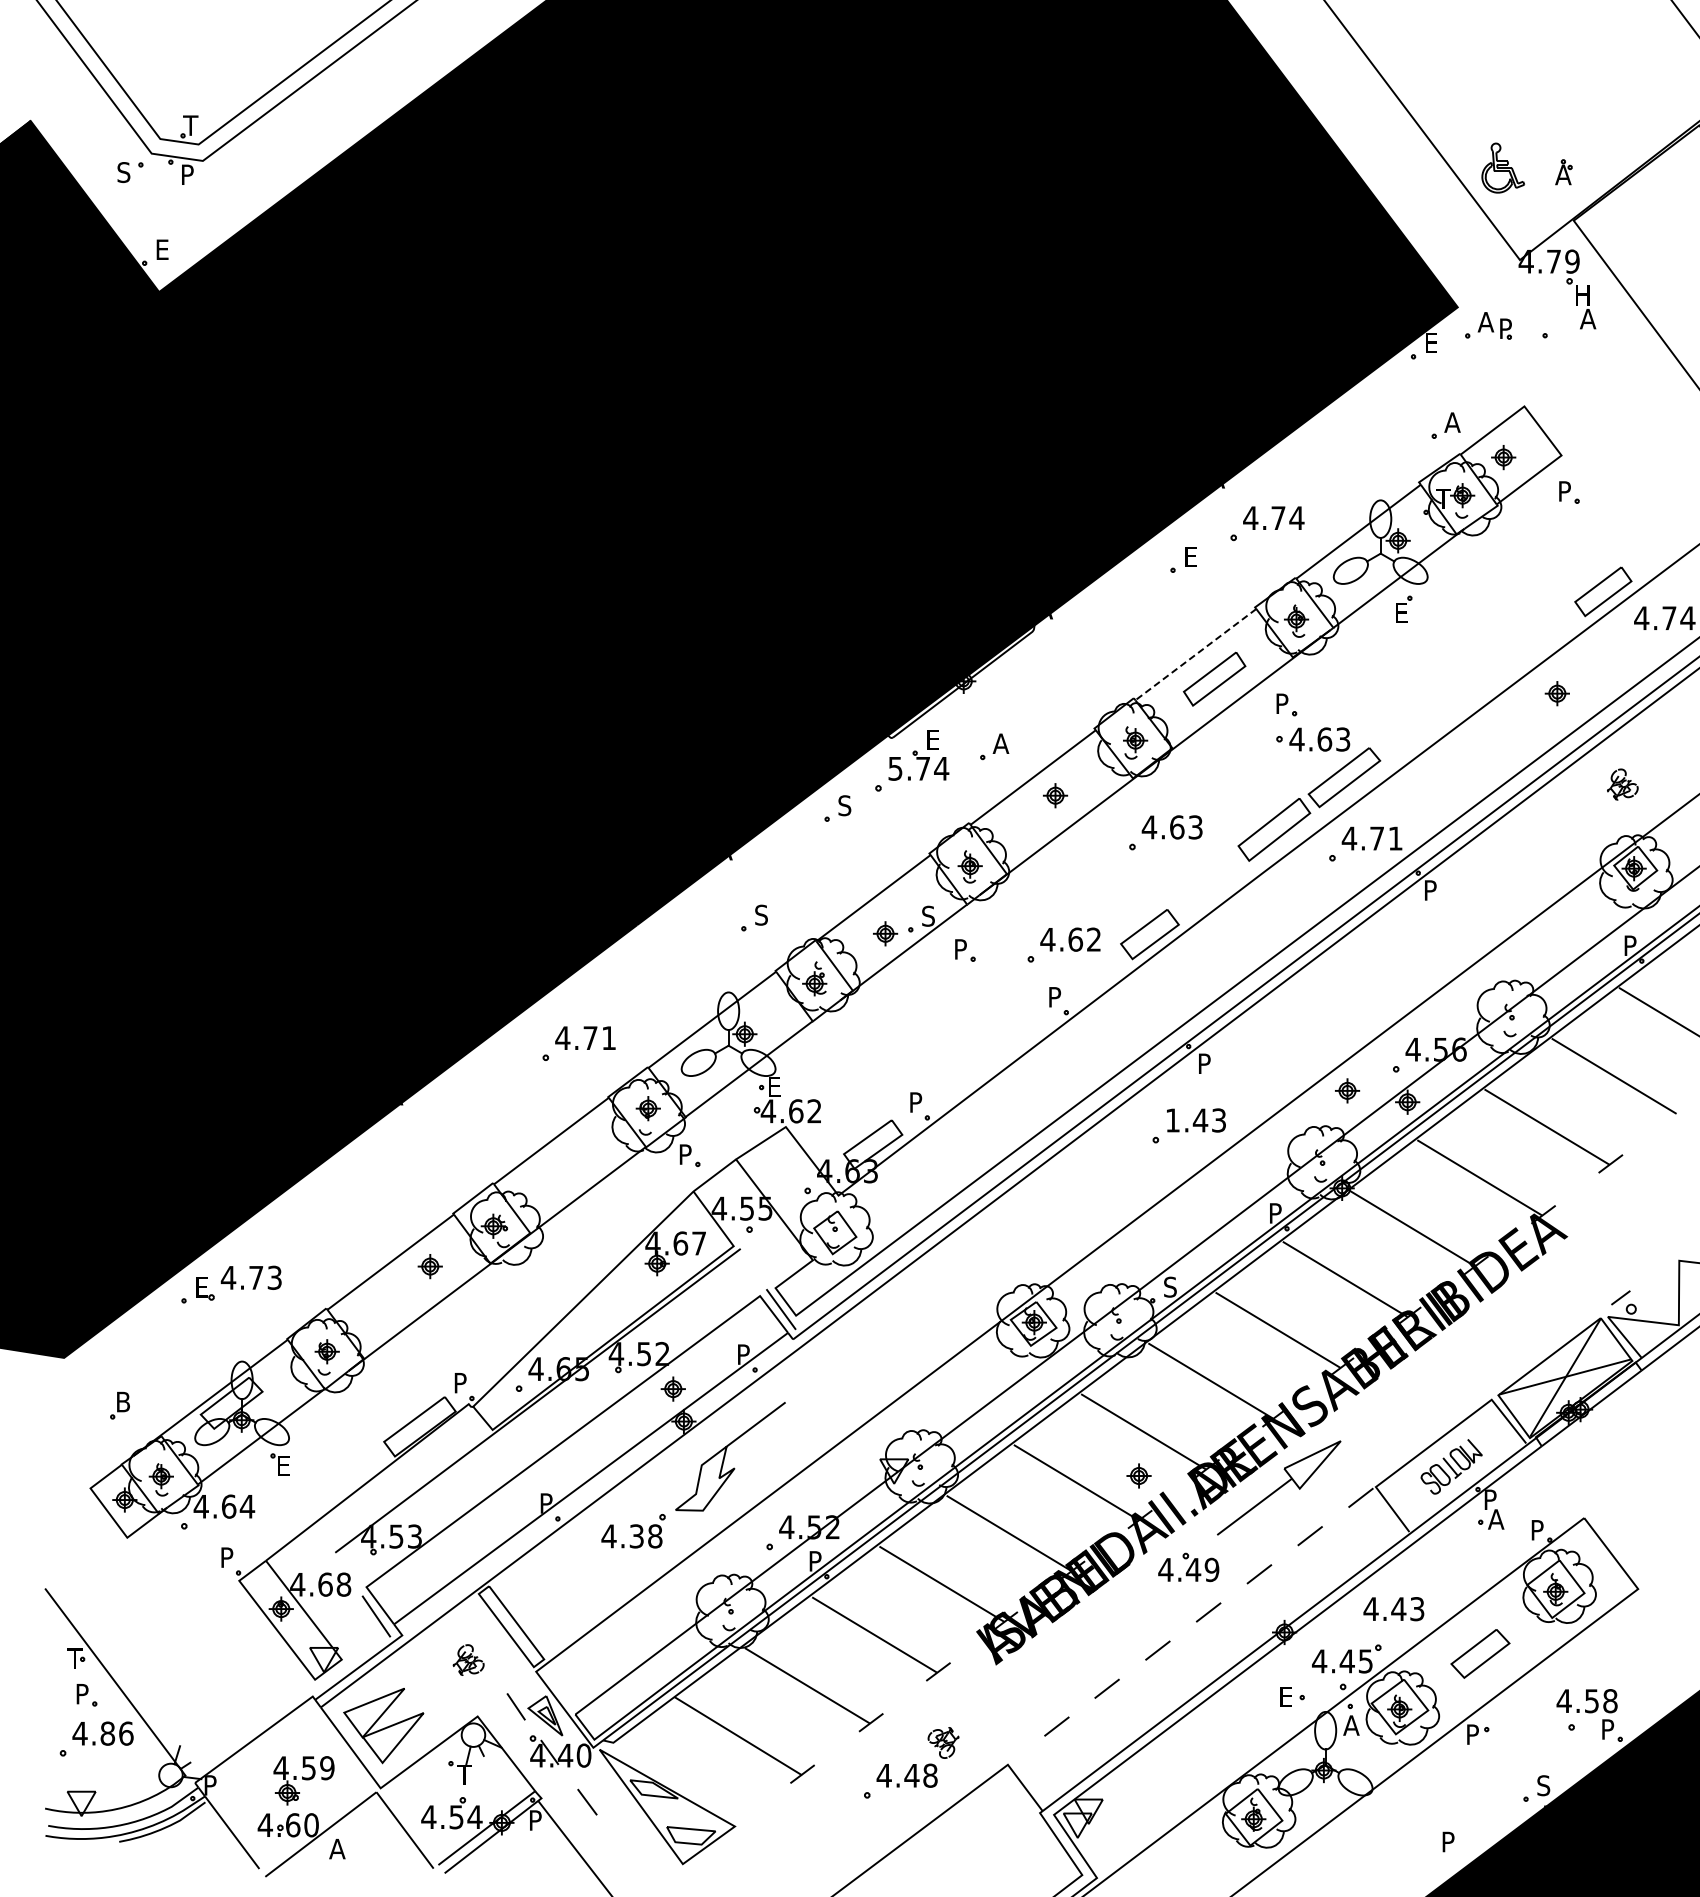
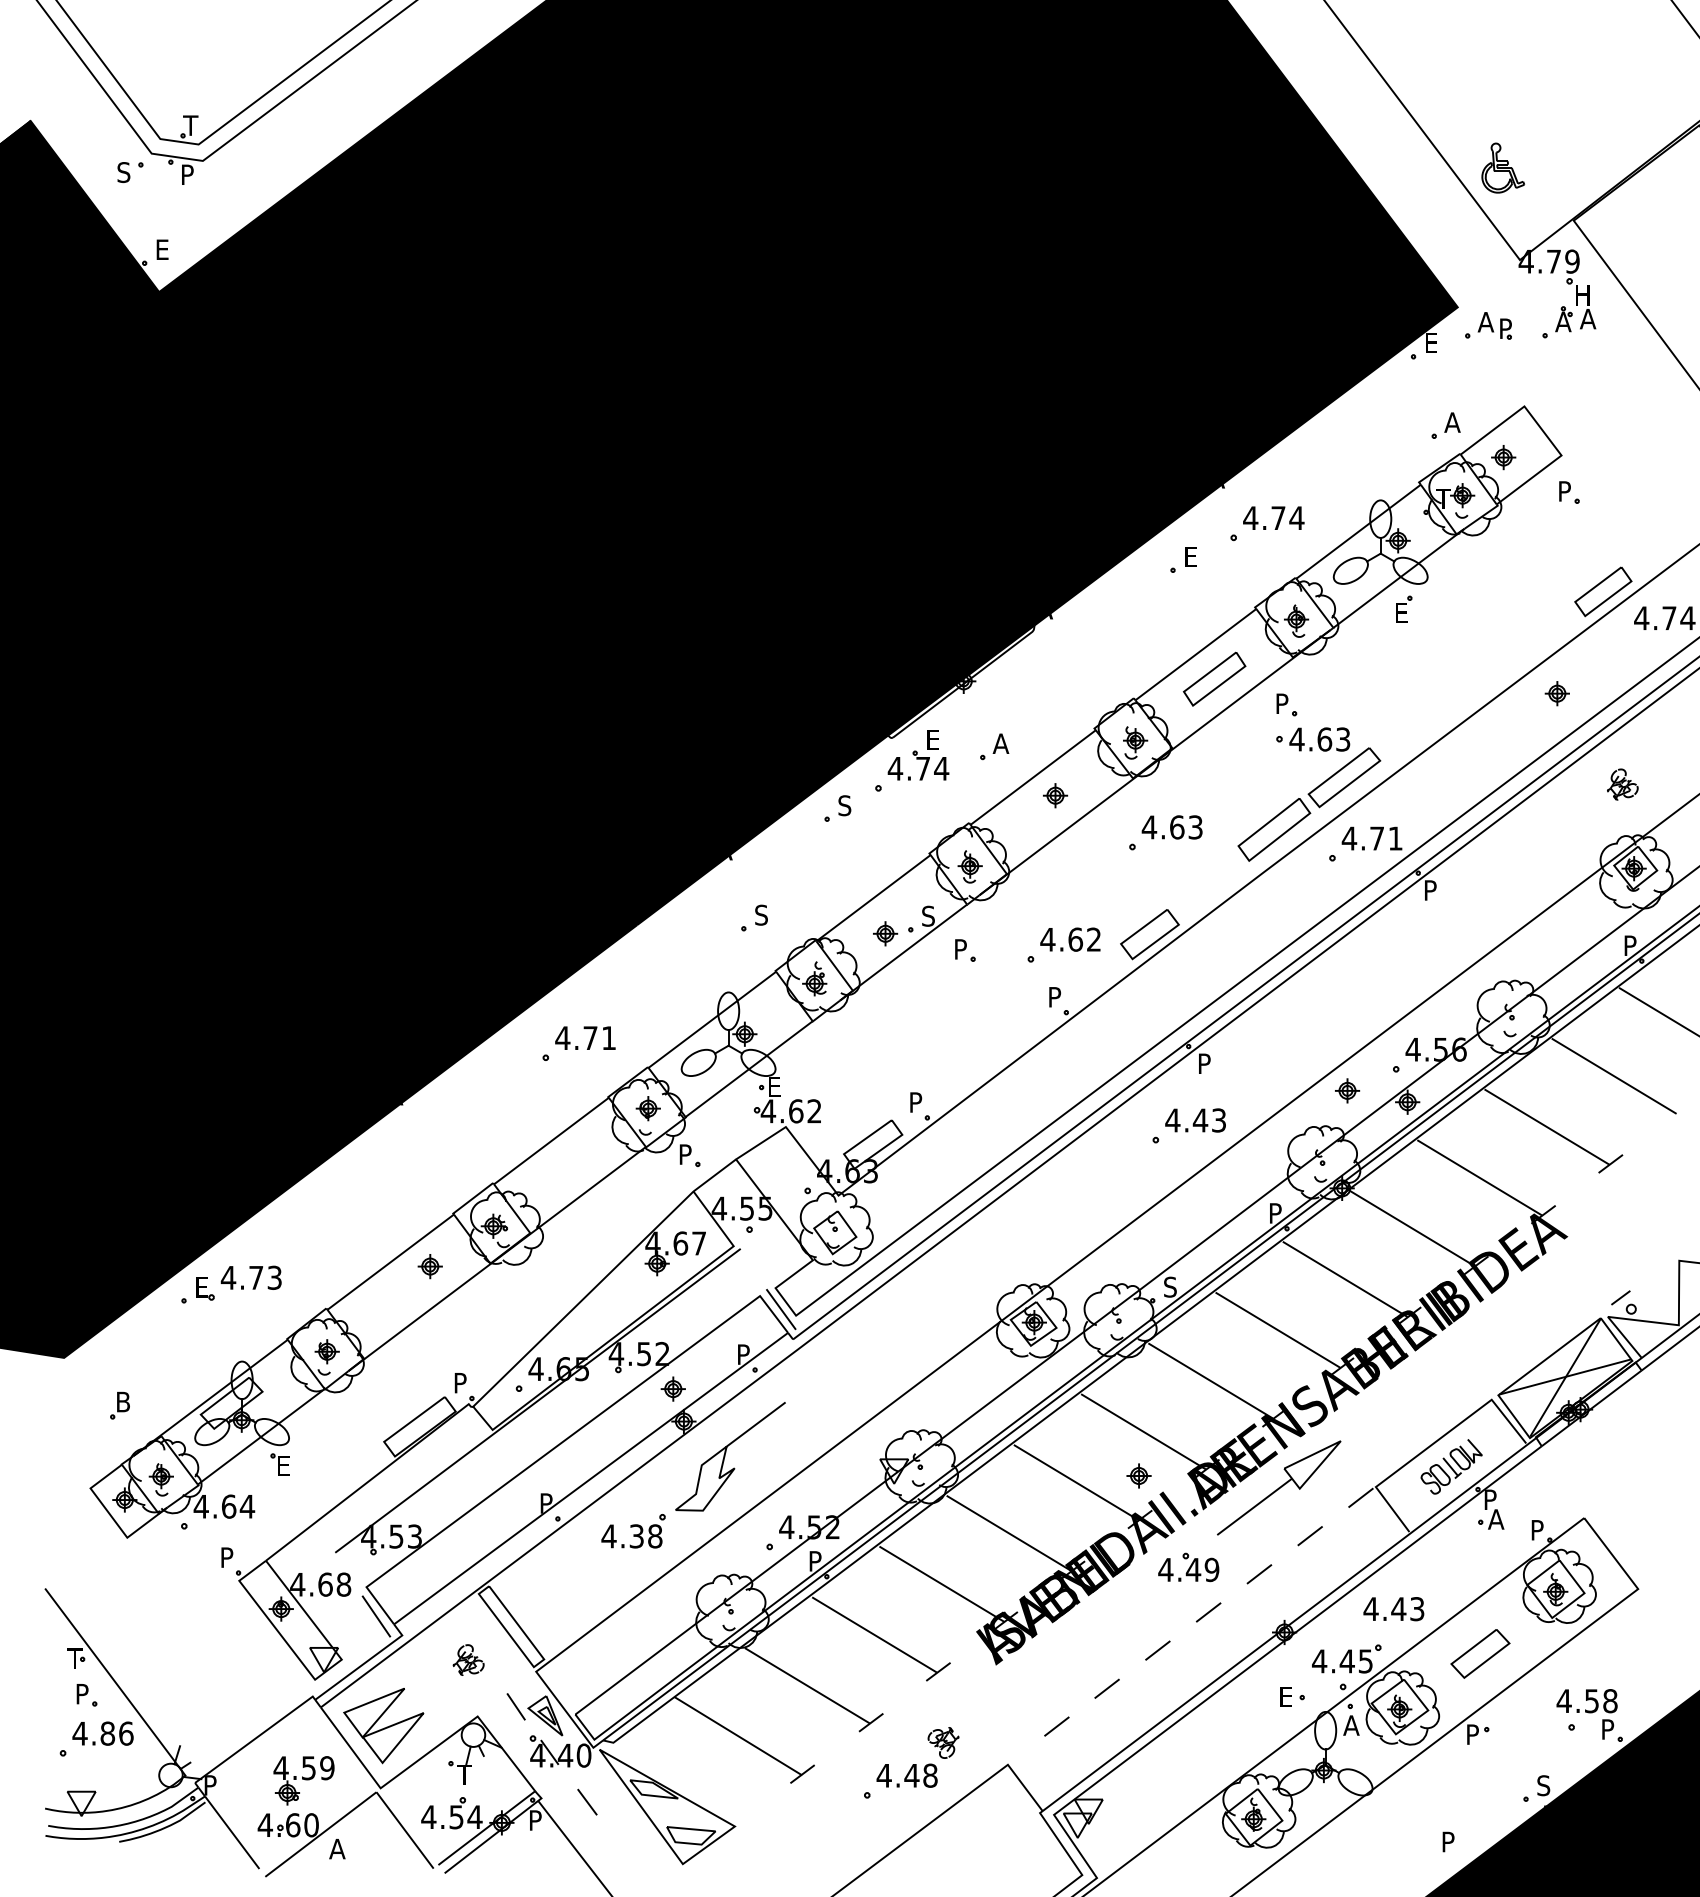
part position: (1563, 172) -> (1563, 319) (1563, 319)
line: dashed -> solid (1195, 654)
text: 5.74 -> 4.74 (895, 768)
text: 1.43 -> 4.43 (1172, 1120)
